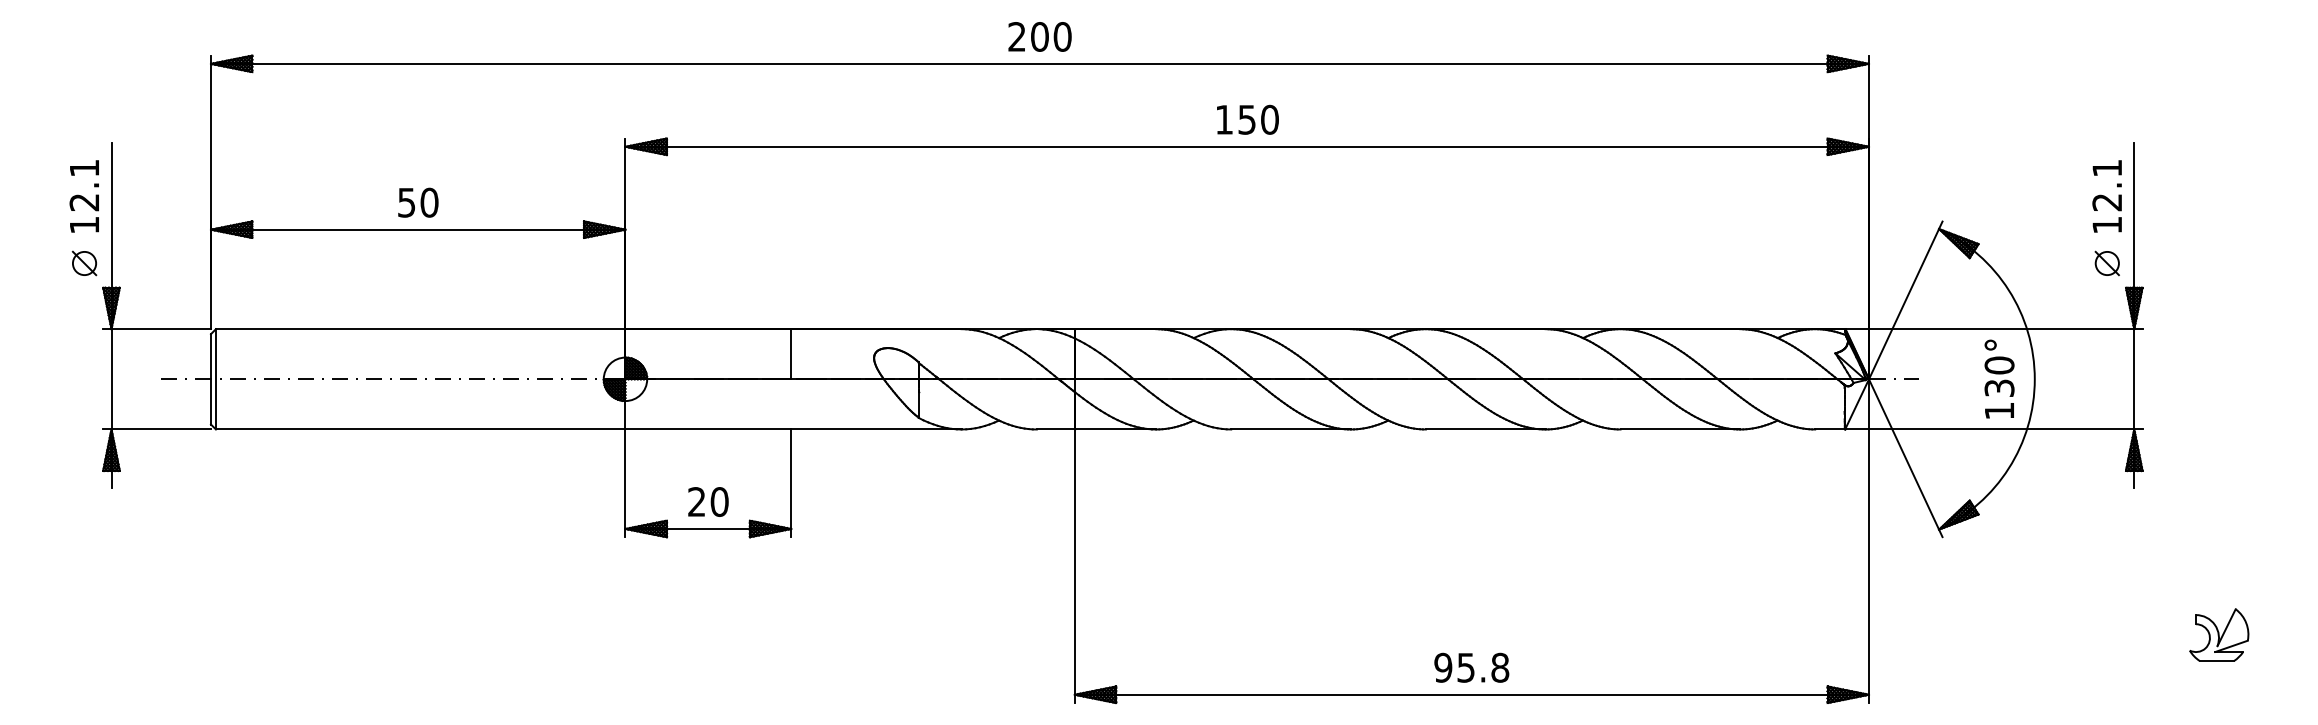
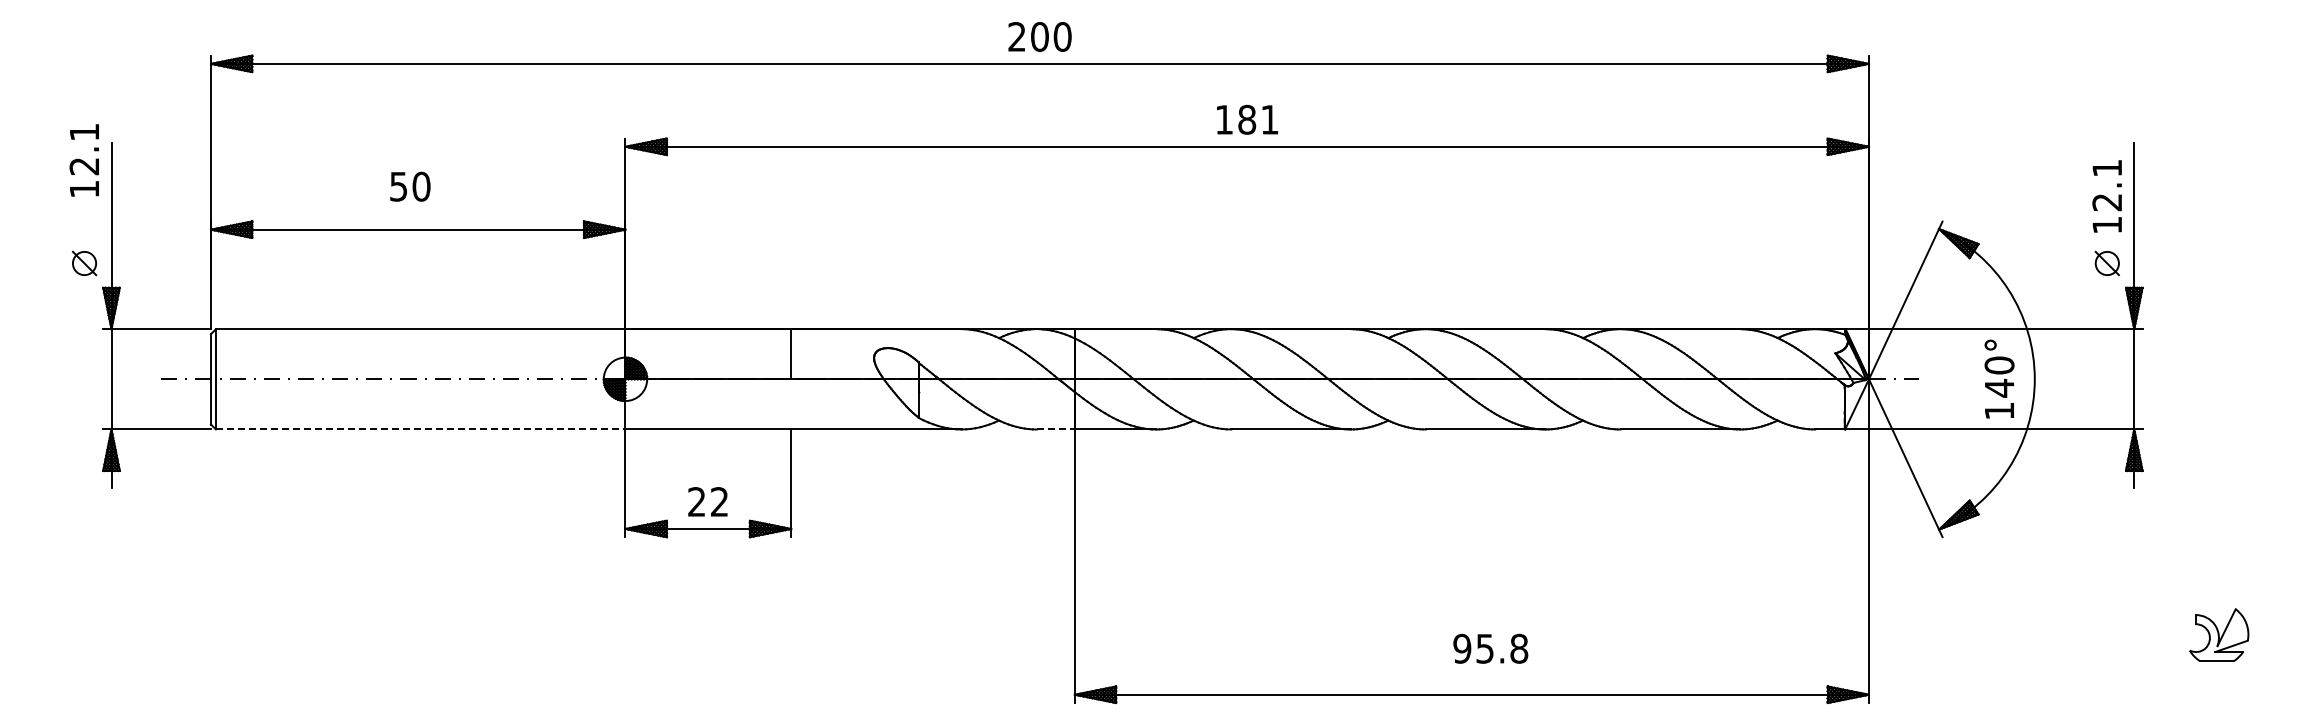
text: 150 -> 181 (1258, 119)
text position: (83, 196) -> (83, 160) (83, 160)
text position: (418, 202) -> (410, 186) (410, 186)
text: 130° -> 140° (1999, 387)
line: solid -> dashed (420, 429)
line: solid -> dashed (1056, 429)
text: 20 -> 22 (719, 501)
text position: (1471, 667) -> (1490, 648) (1490, 648)
